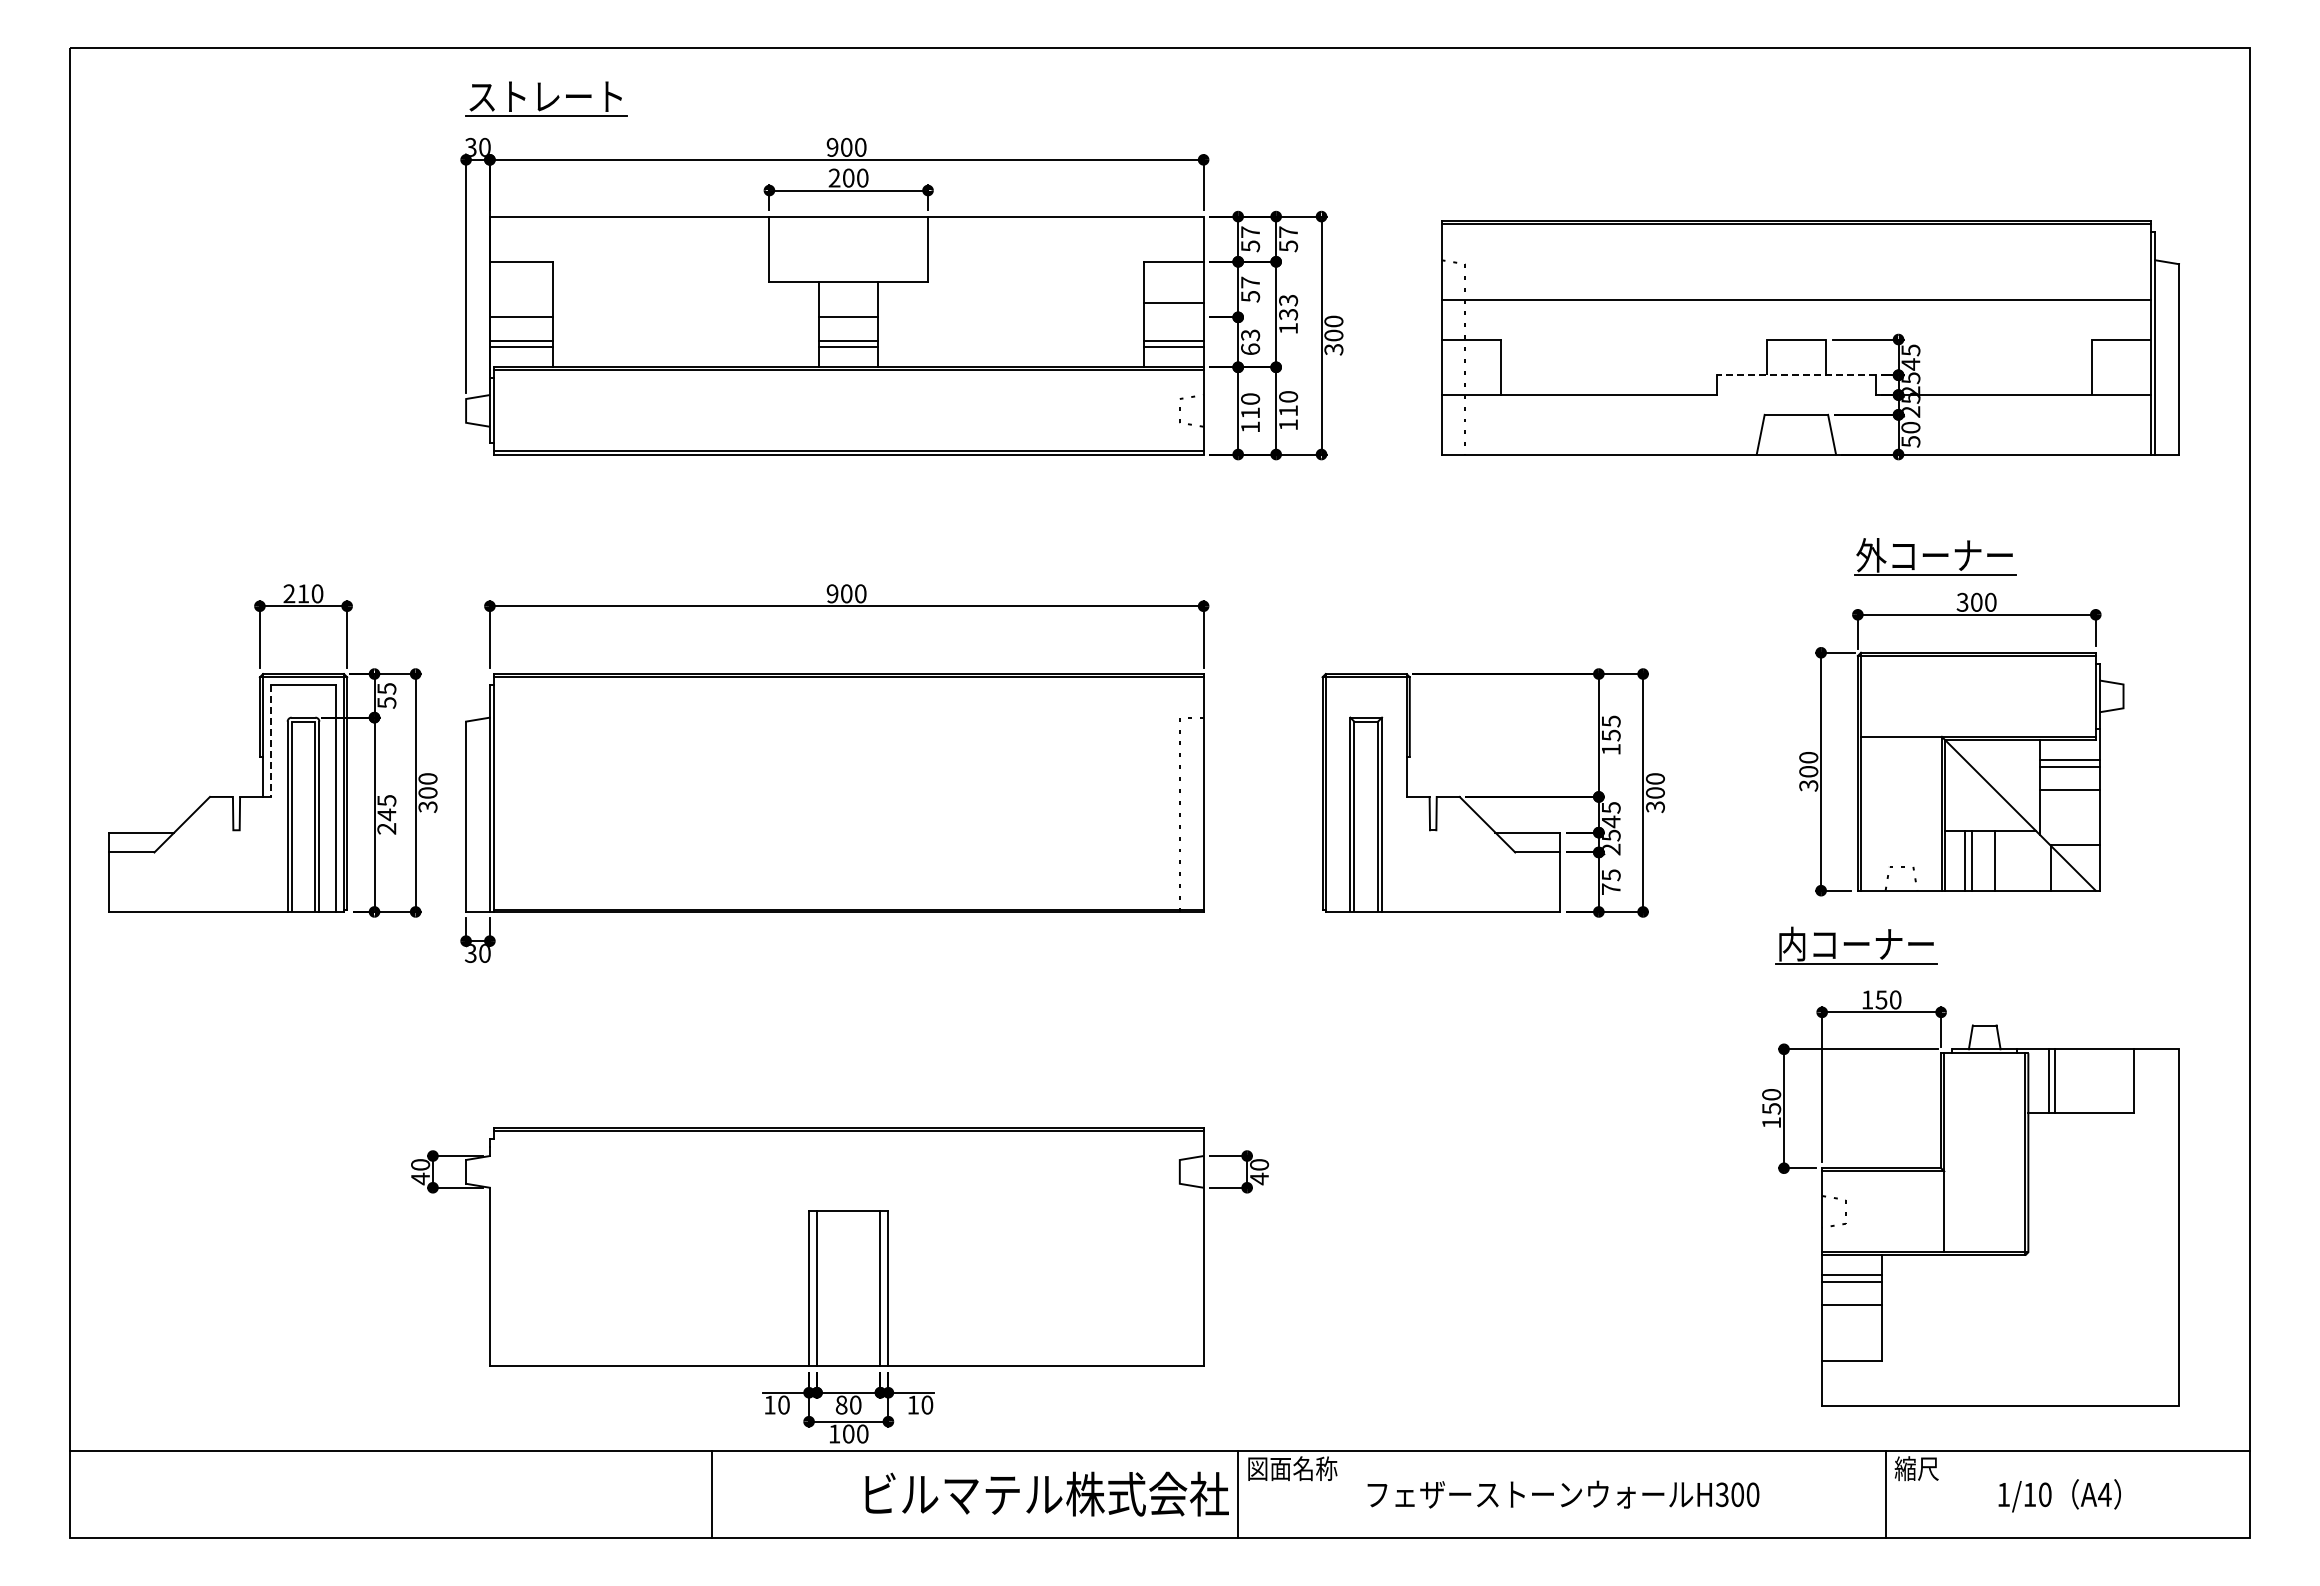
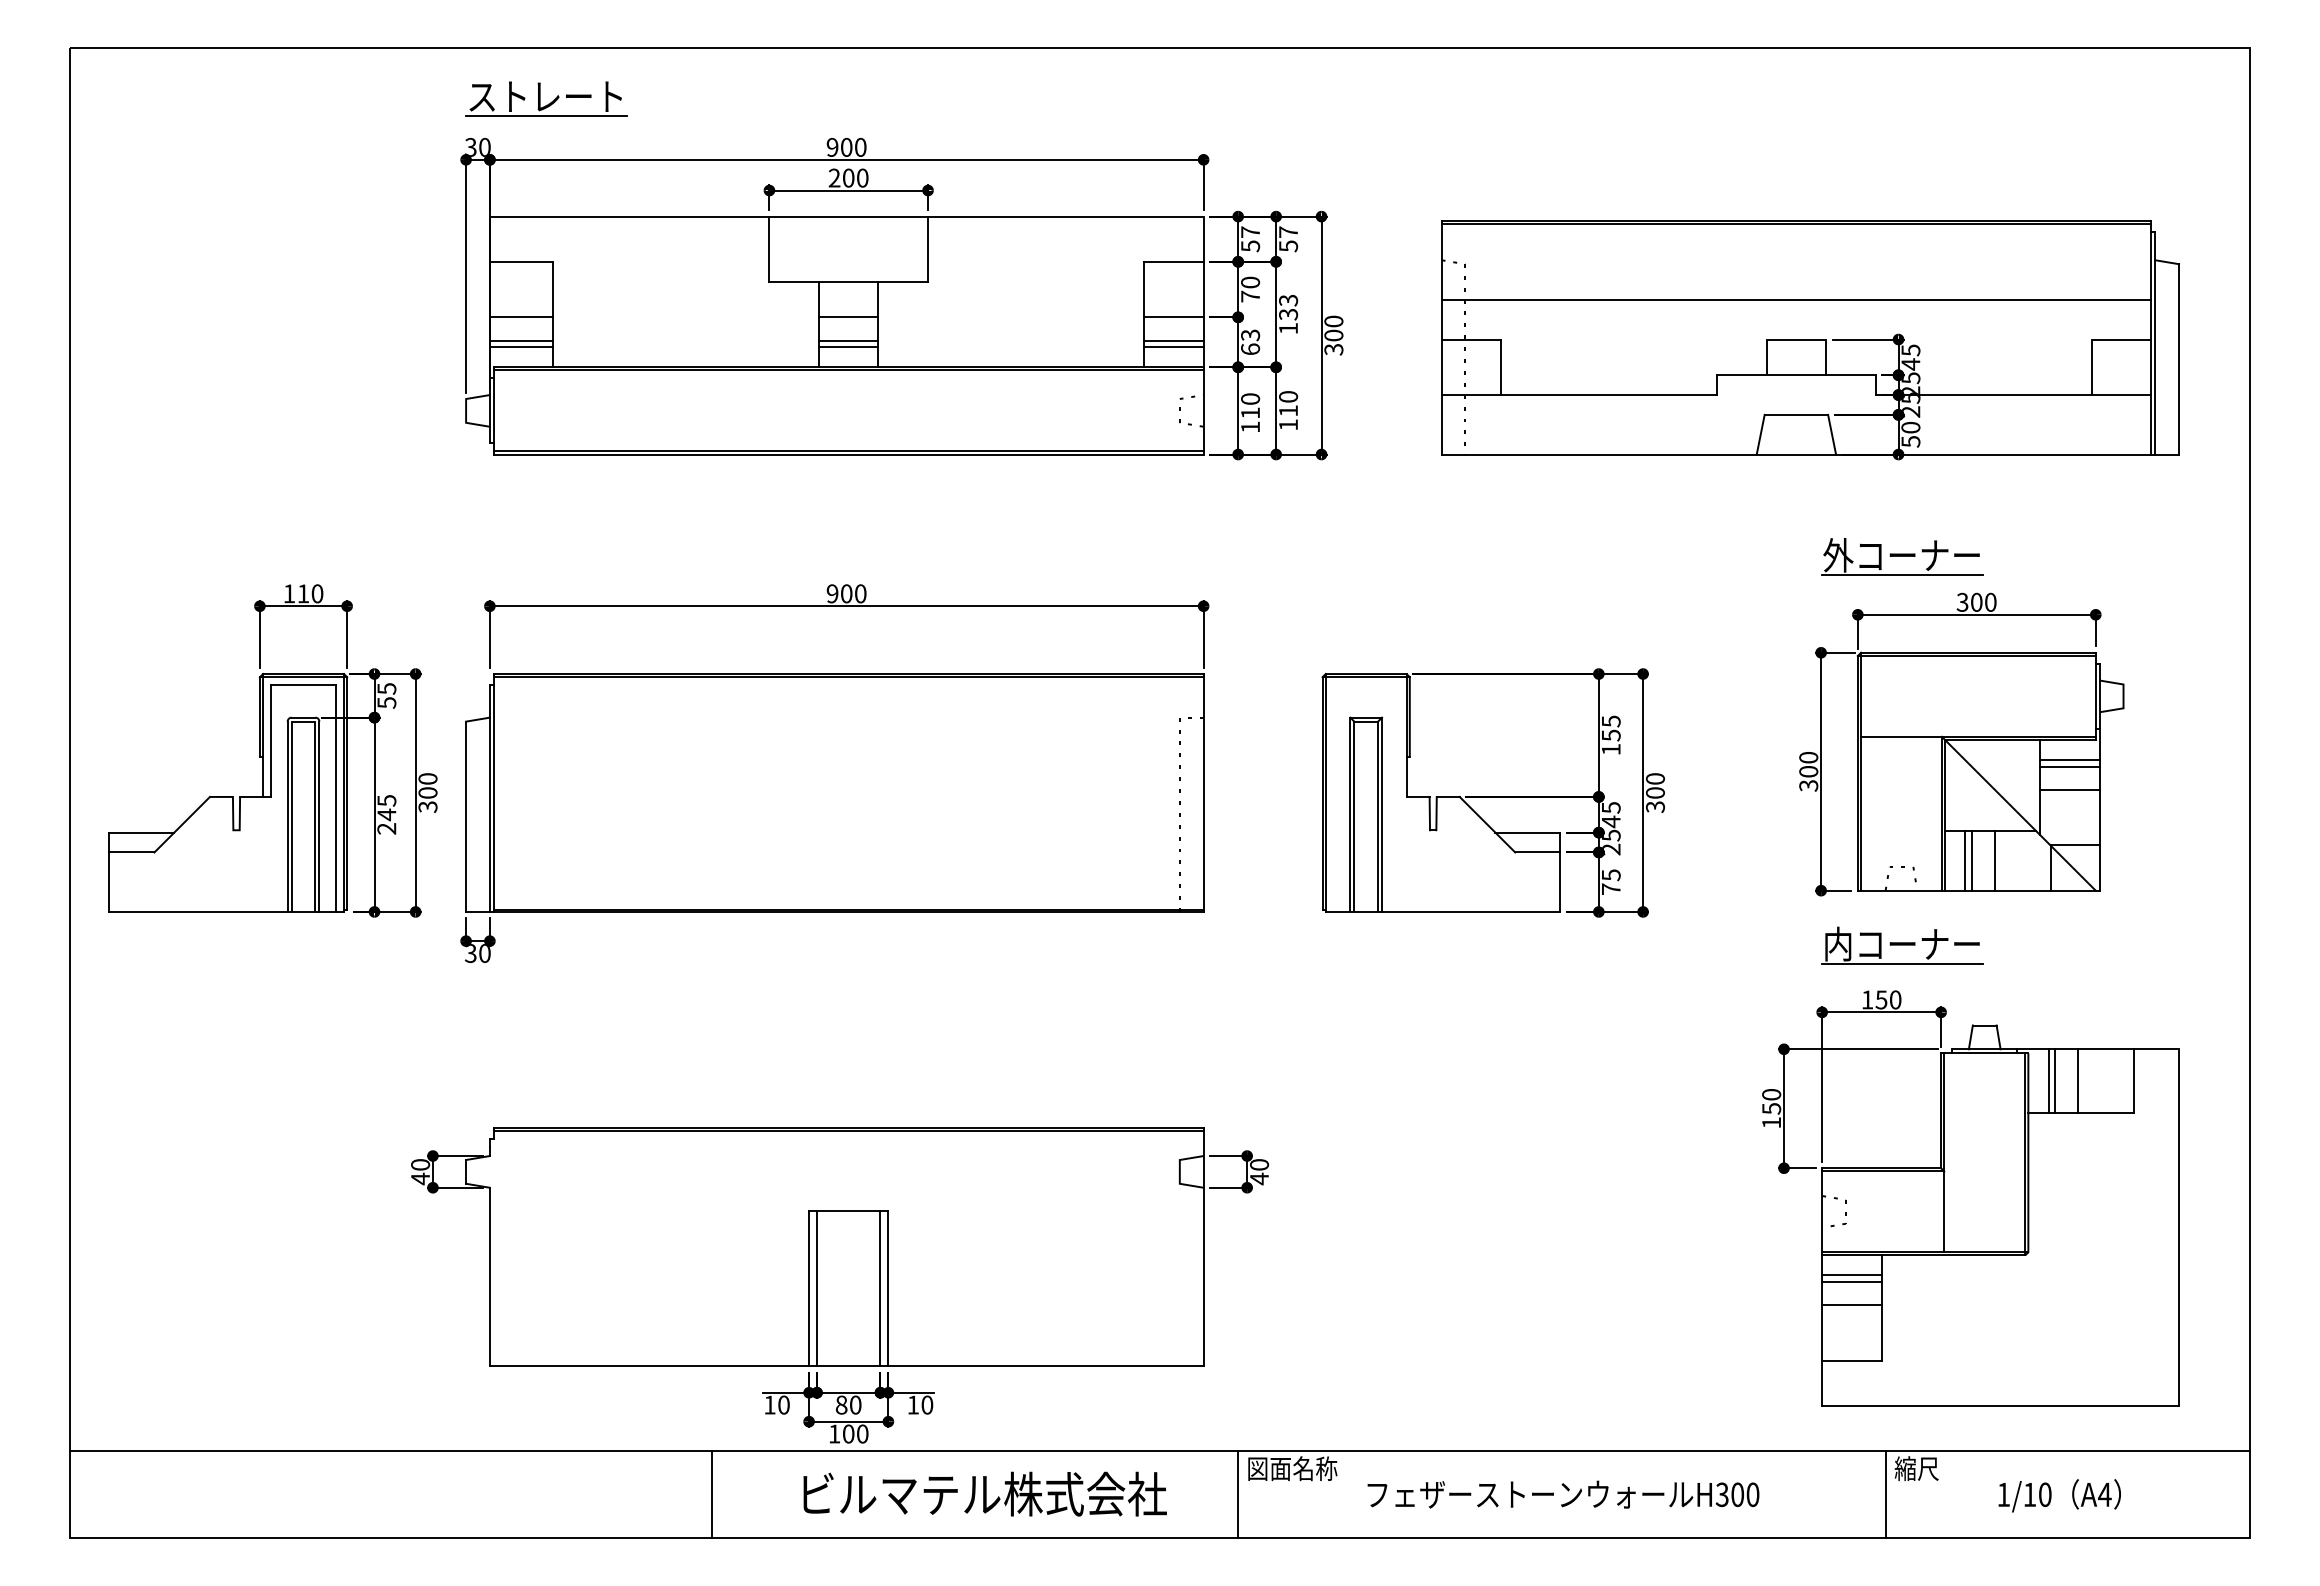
text: 57 -> 70 (1250, 289)
line position: (1173, 303) -> (1173, 317) (1173, 317)
line: dashed -> solid (1795, 375)
part position: (1935, 556) -> (1902, 556) (1902, 556)
text: 210 -> 110 (289, 593)
line: dashed -> solid (271, 741)
part position: (1856, 945) -> (1902, 945) (1902, 945)
line: none -> present (2078, 1080)
text position: (1046, 1493) -> (984, 1493) (984, 1493)
